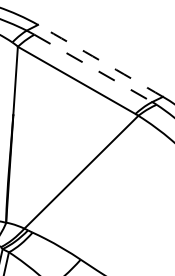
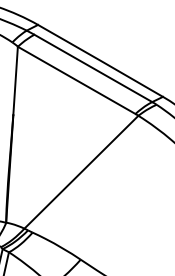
arc: dashed -> solid (100, 60)
line: dashed -> solid (93, 68)
